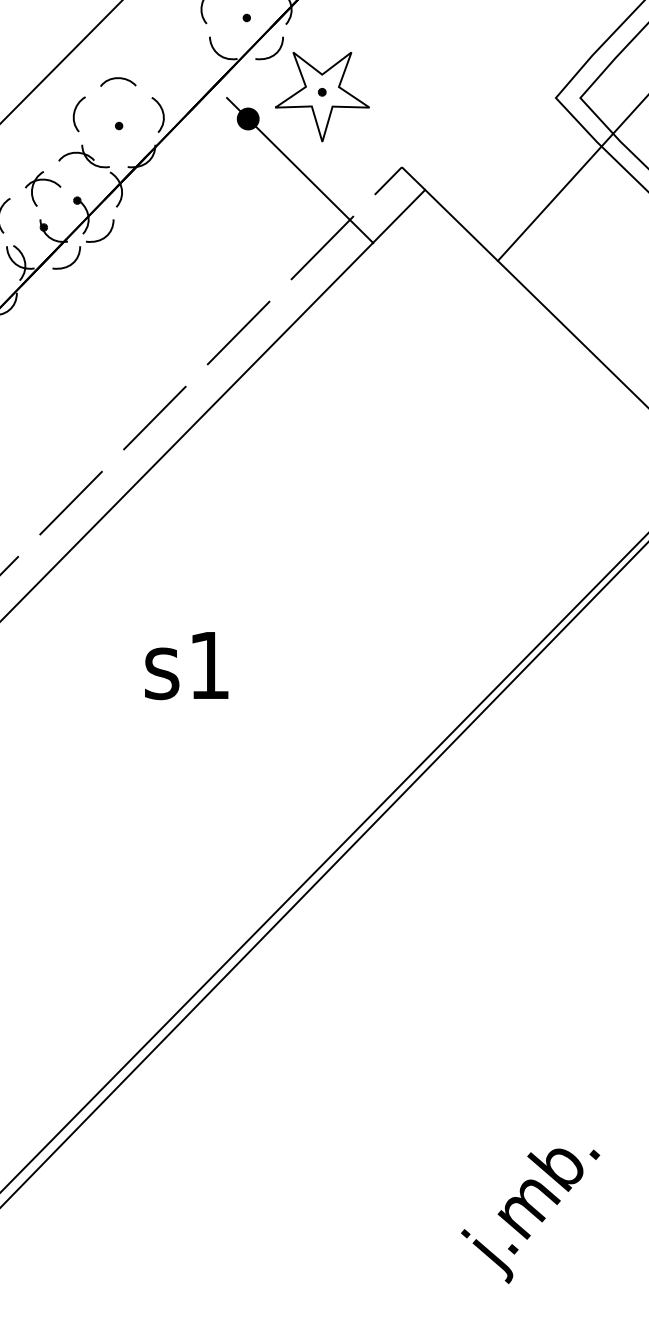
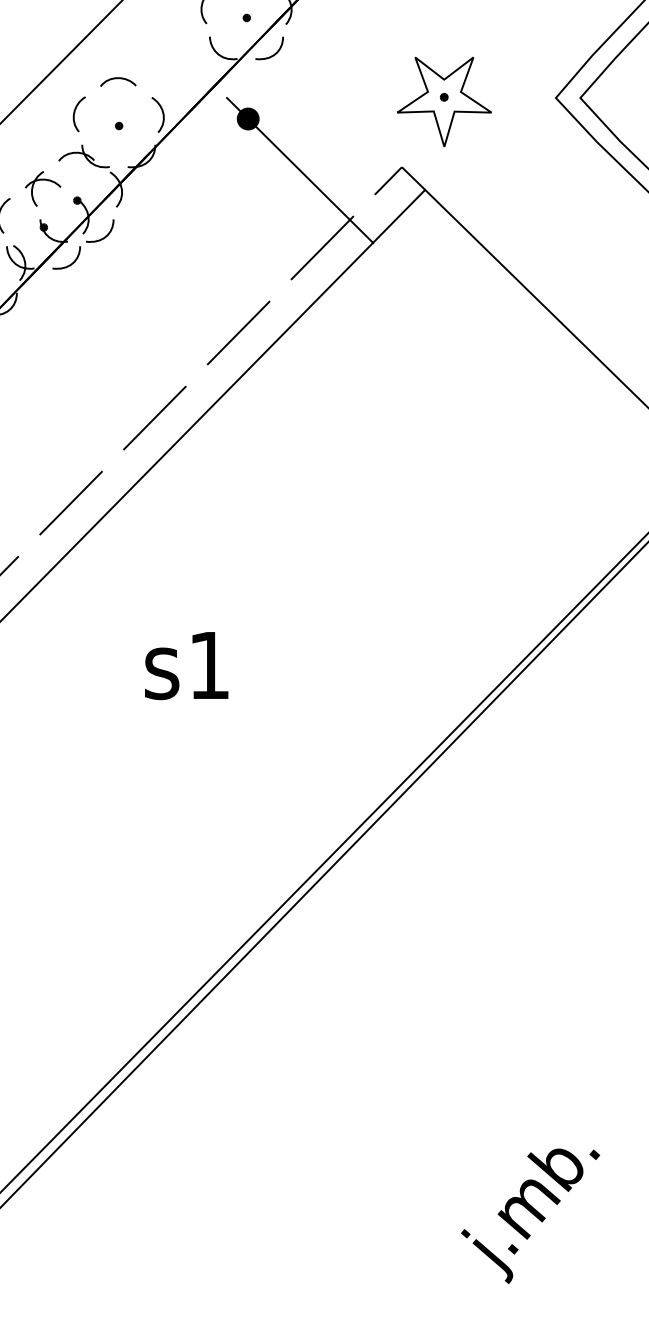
part position: (322, 96) -> (444, 101) (444, 101)
line: present -> none (571, 178)
